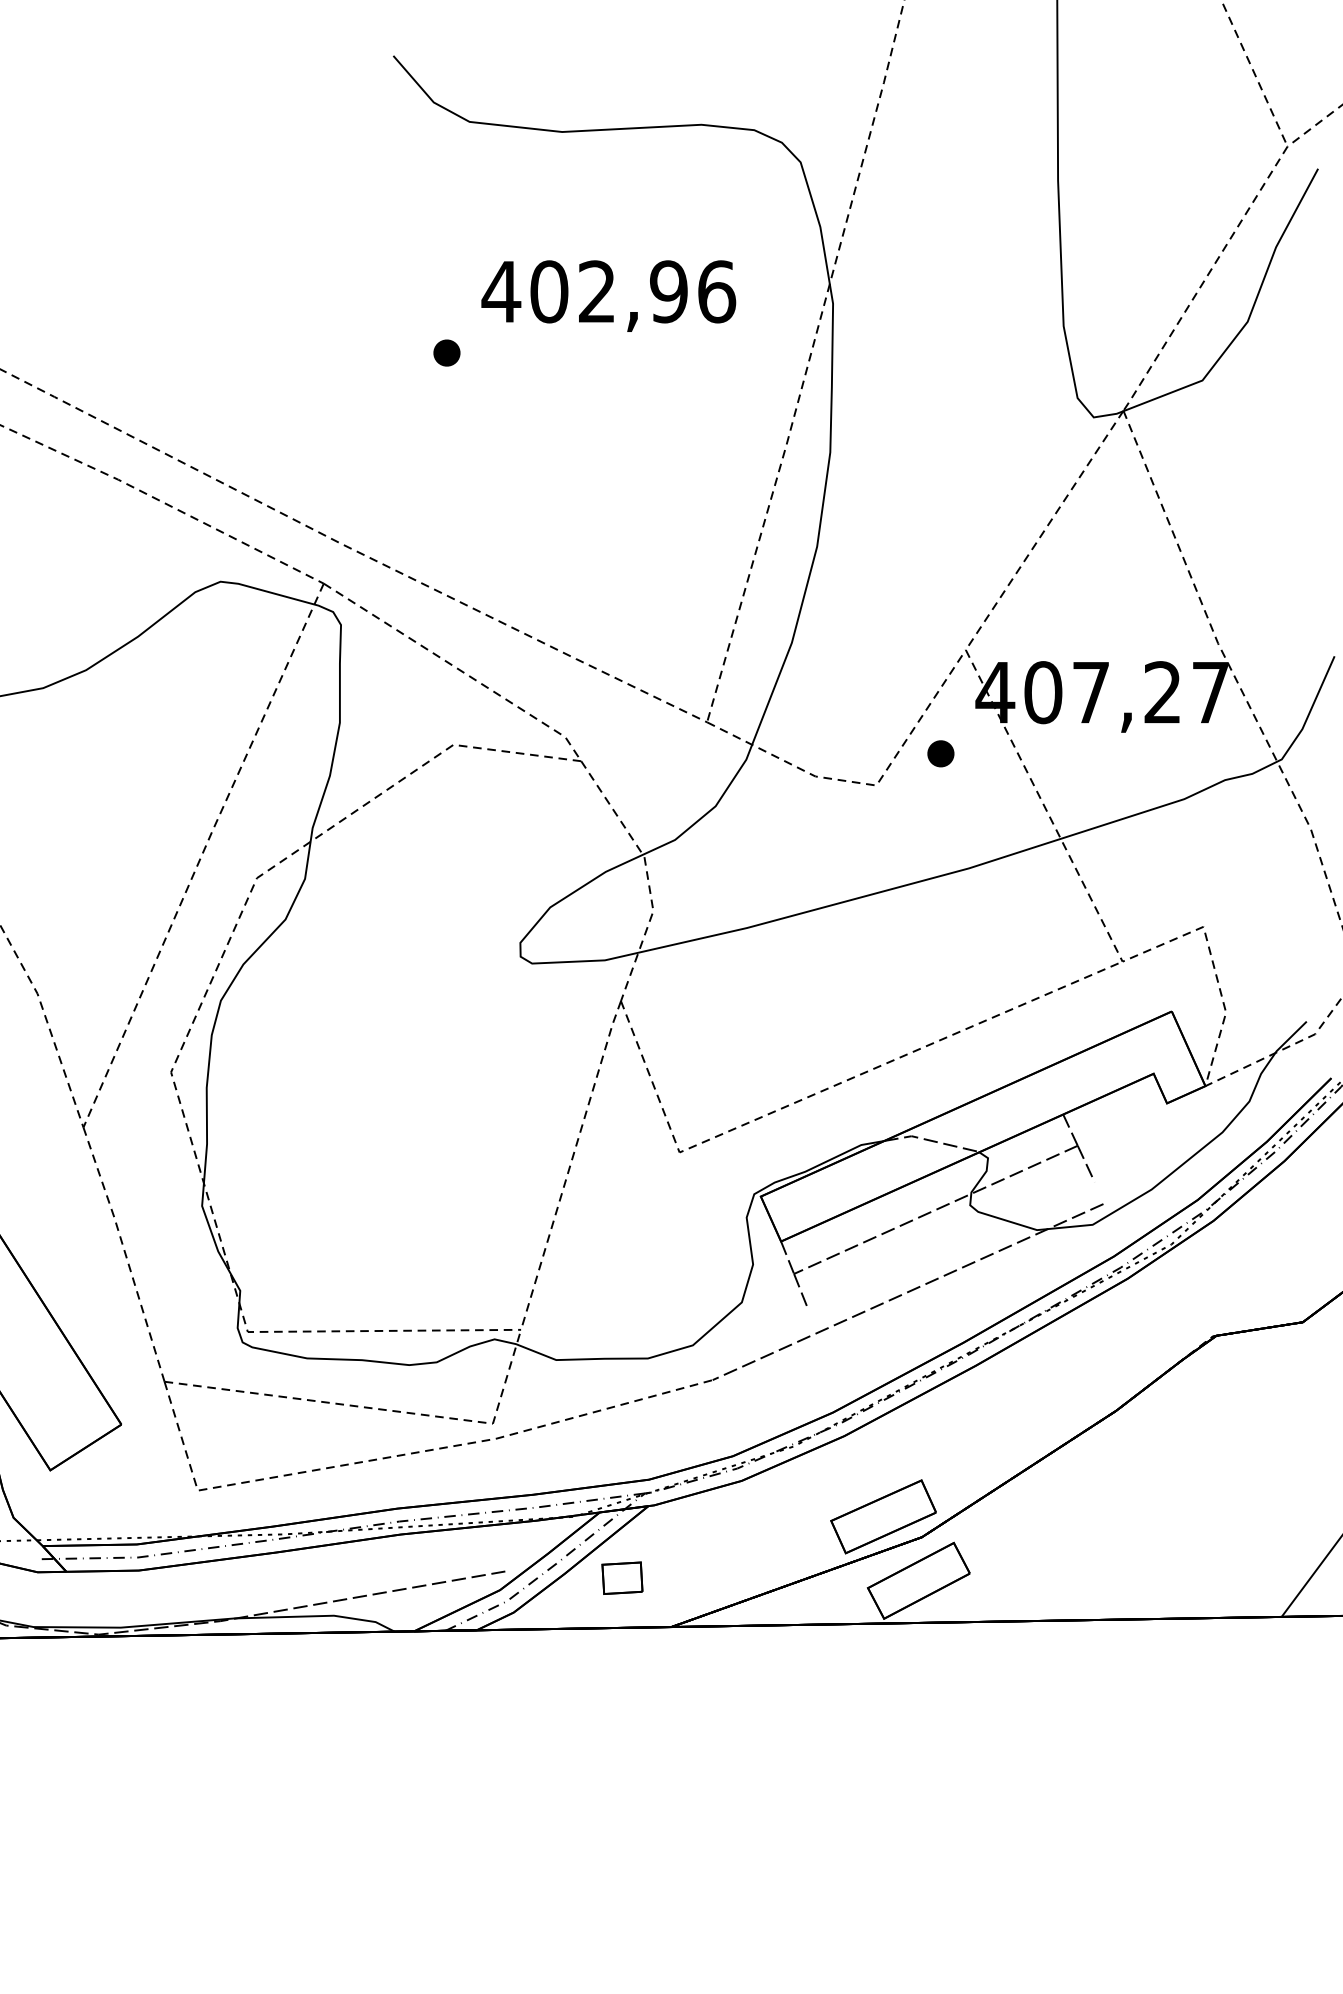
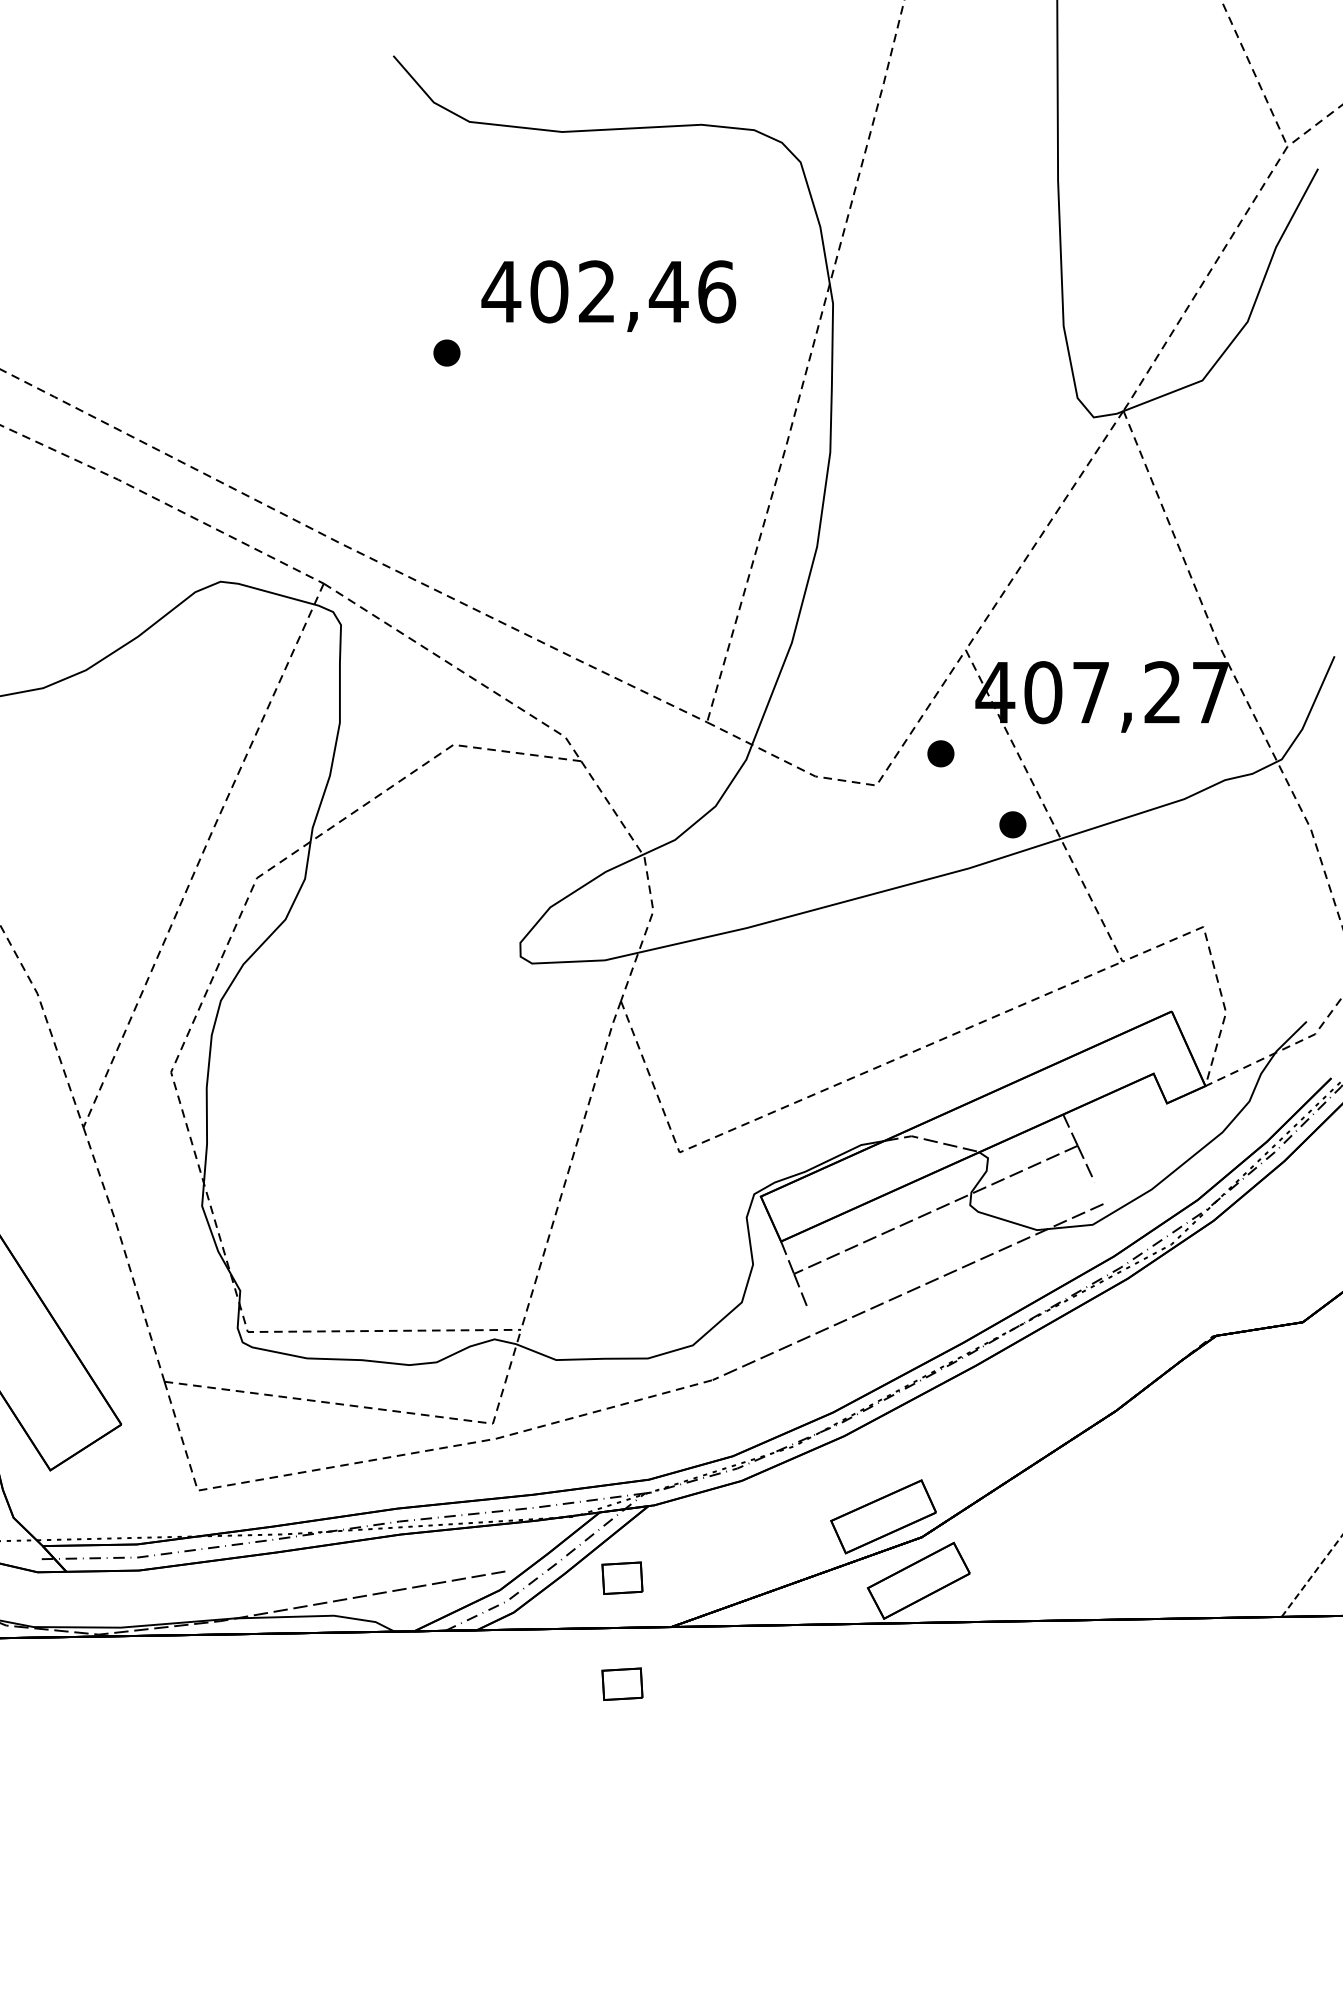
text: 402,96 -> 402,46 (668, 291)
part: none -> present (1012, 824)
line: solid -> dashed (1312, 1576)
part: none -> present (622, 1683)
